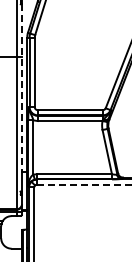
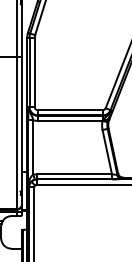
line: dashed -> solid (22, 86)
line: dashed -> solid (83, 184)
